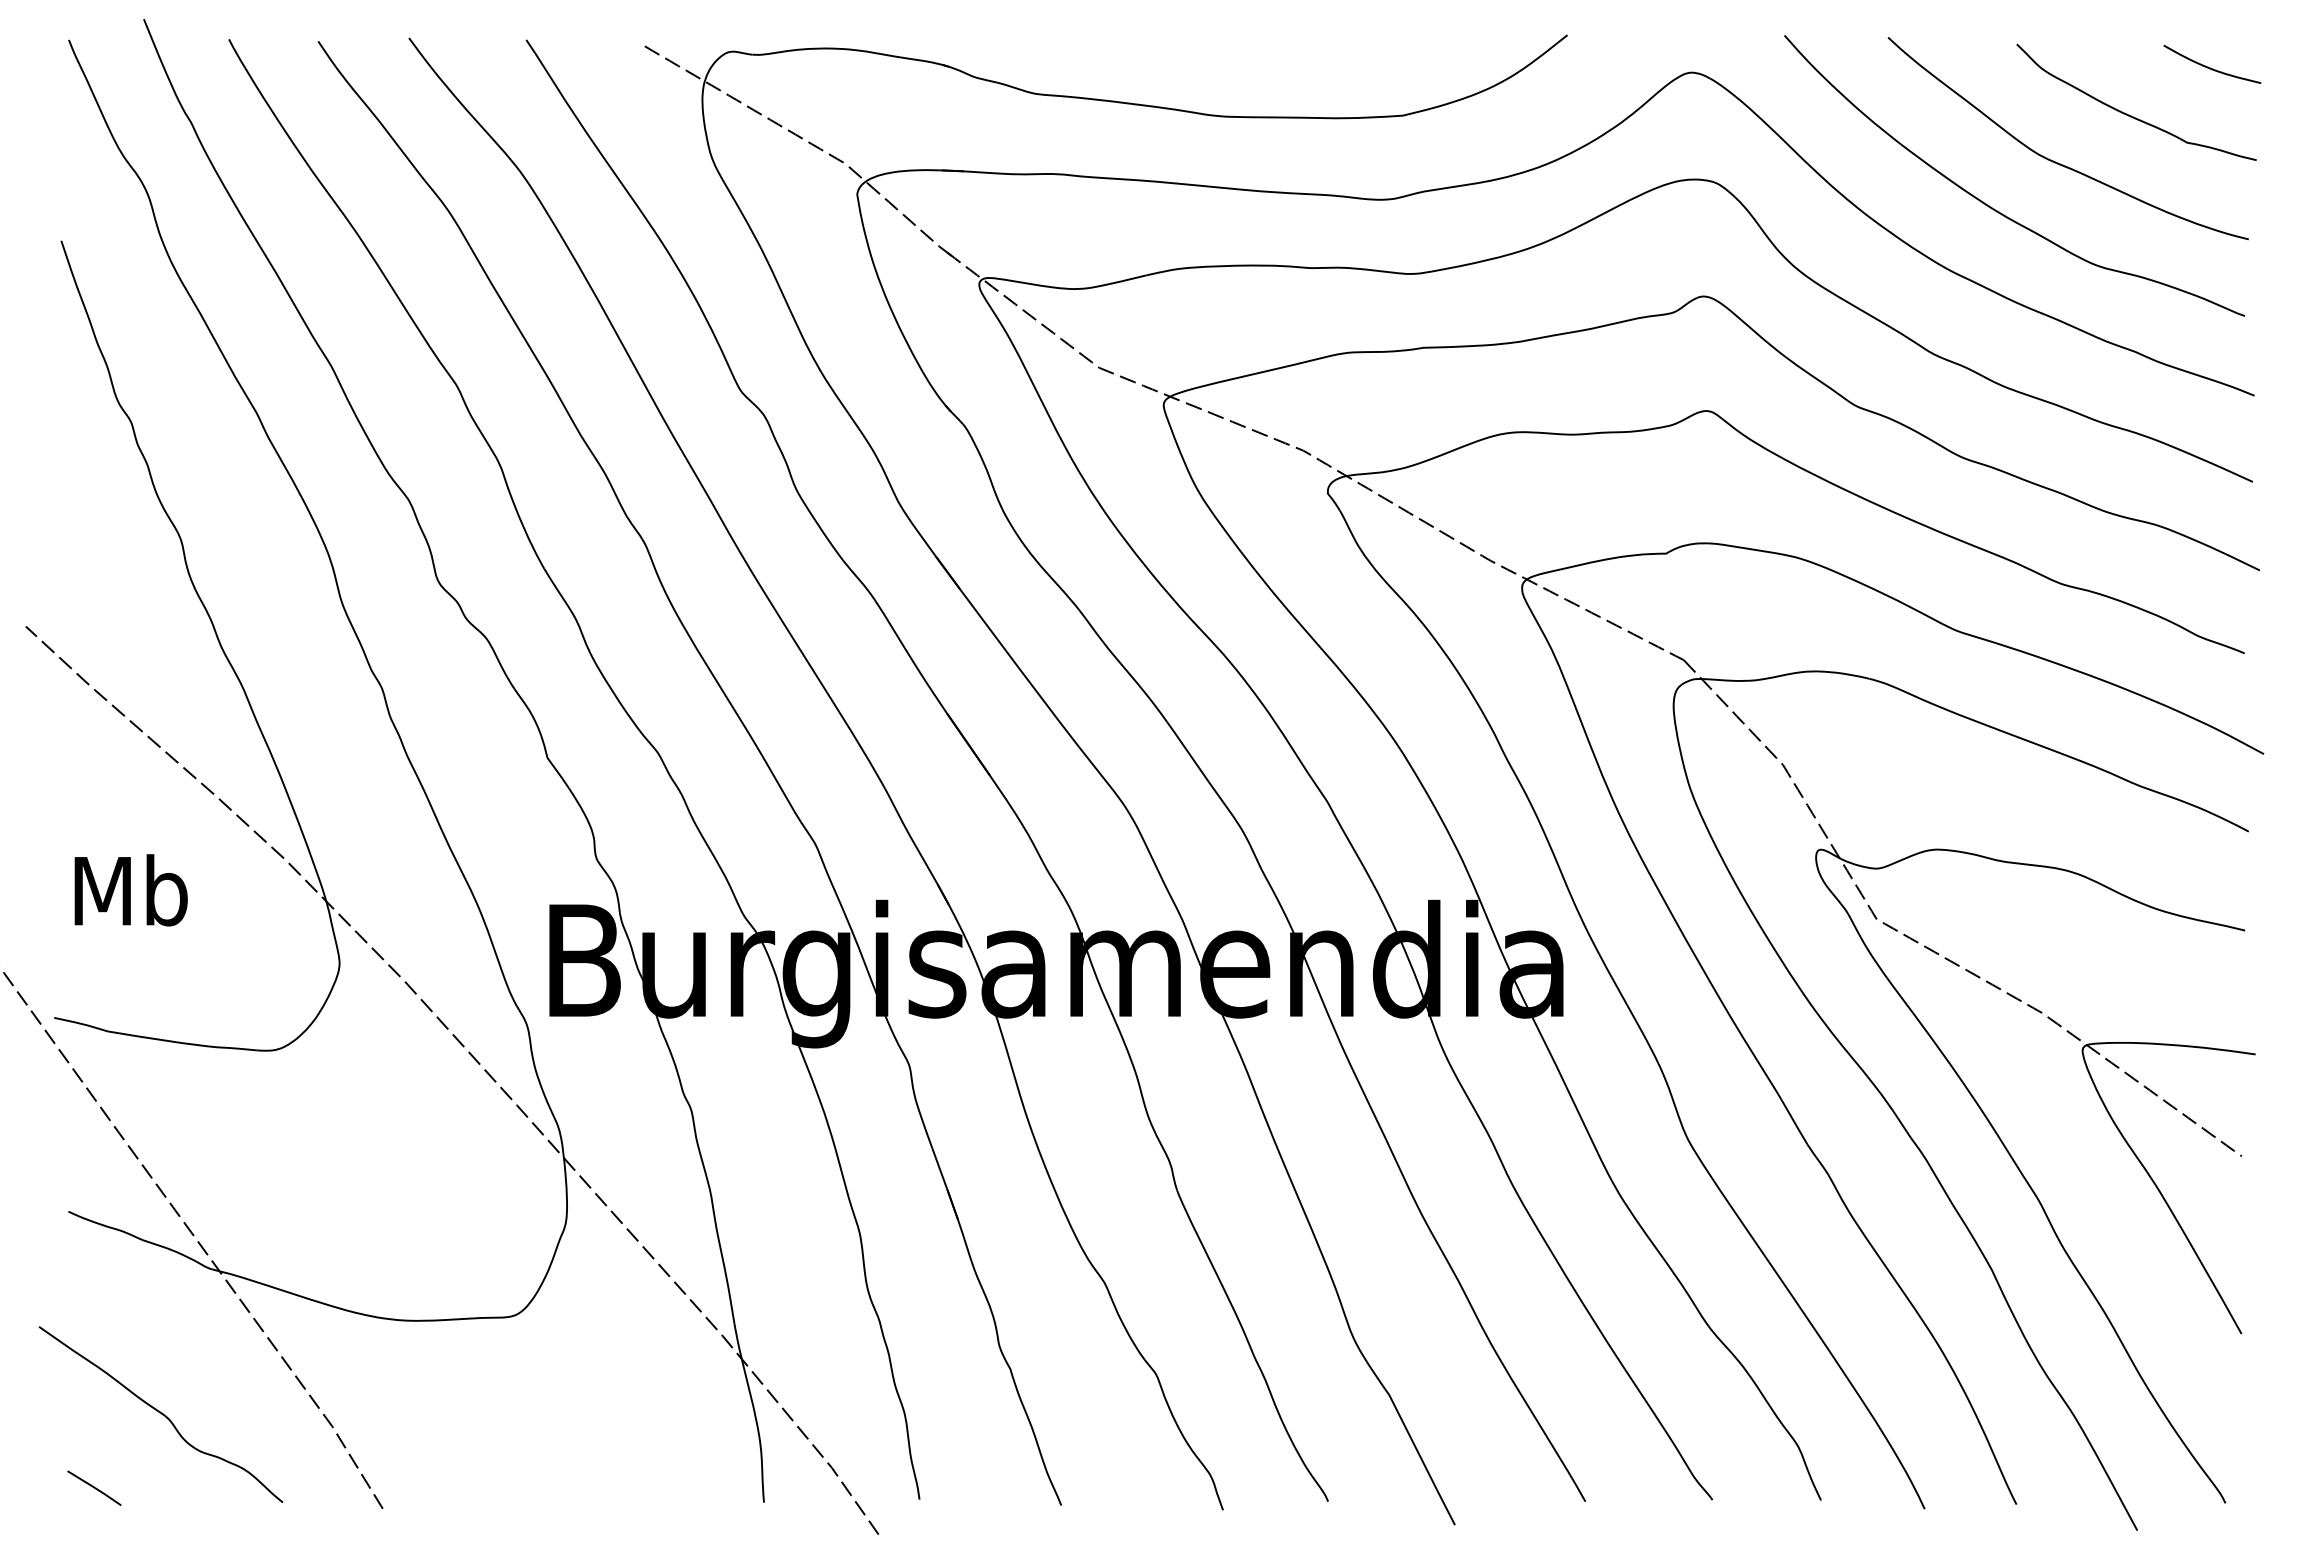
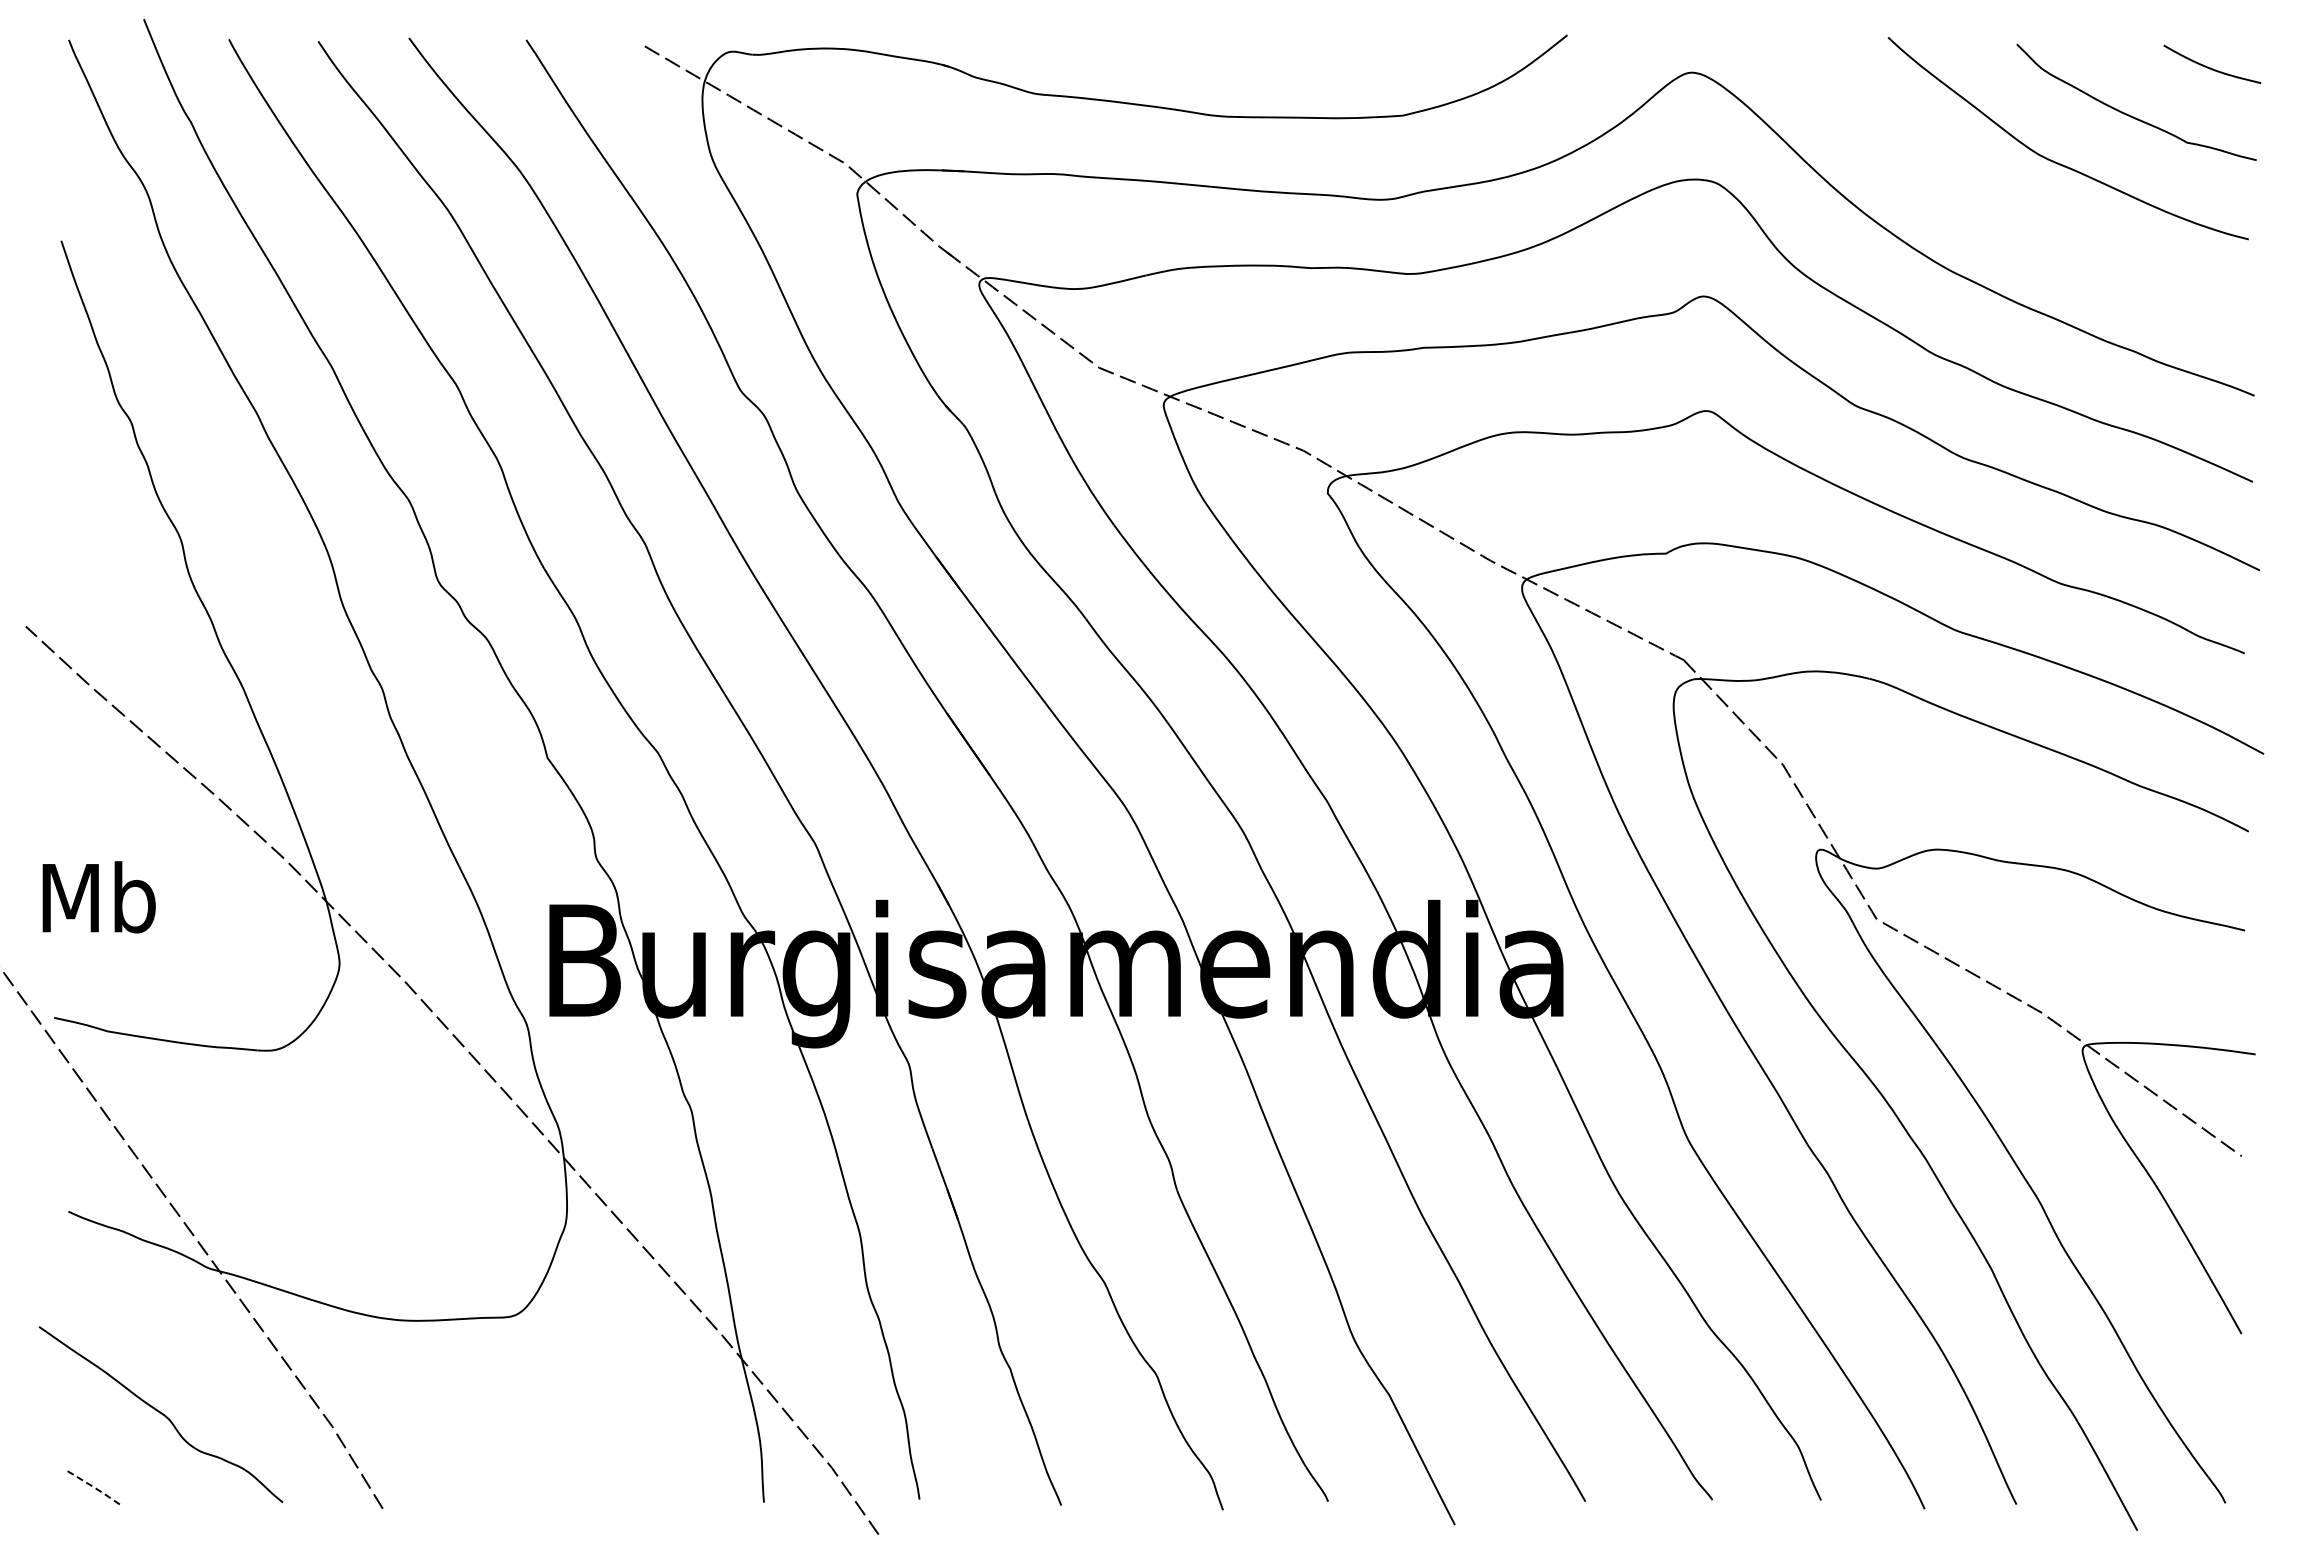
part: present -> none (1994, 208)
text position: (130, 890) -> (98, 897) (98, 897)
line: solid -> dashed (94, 1487)
